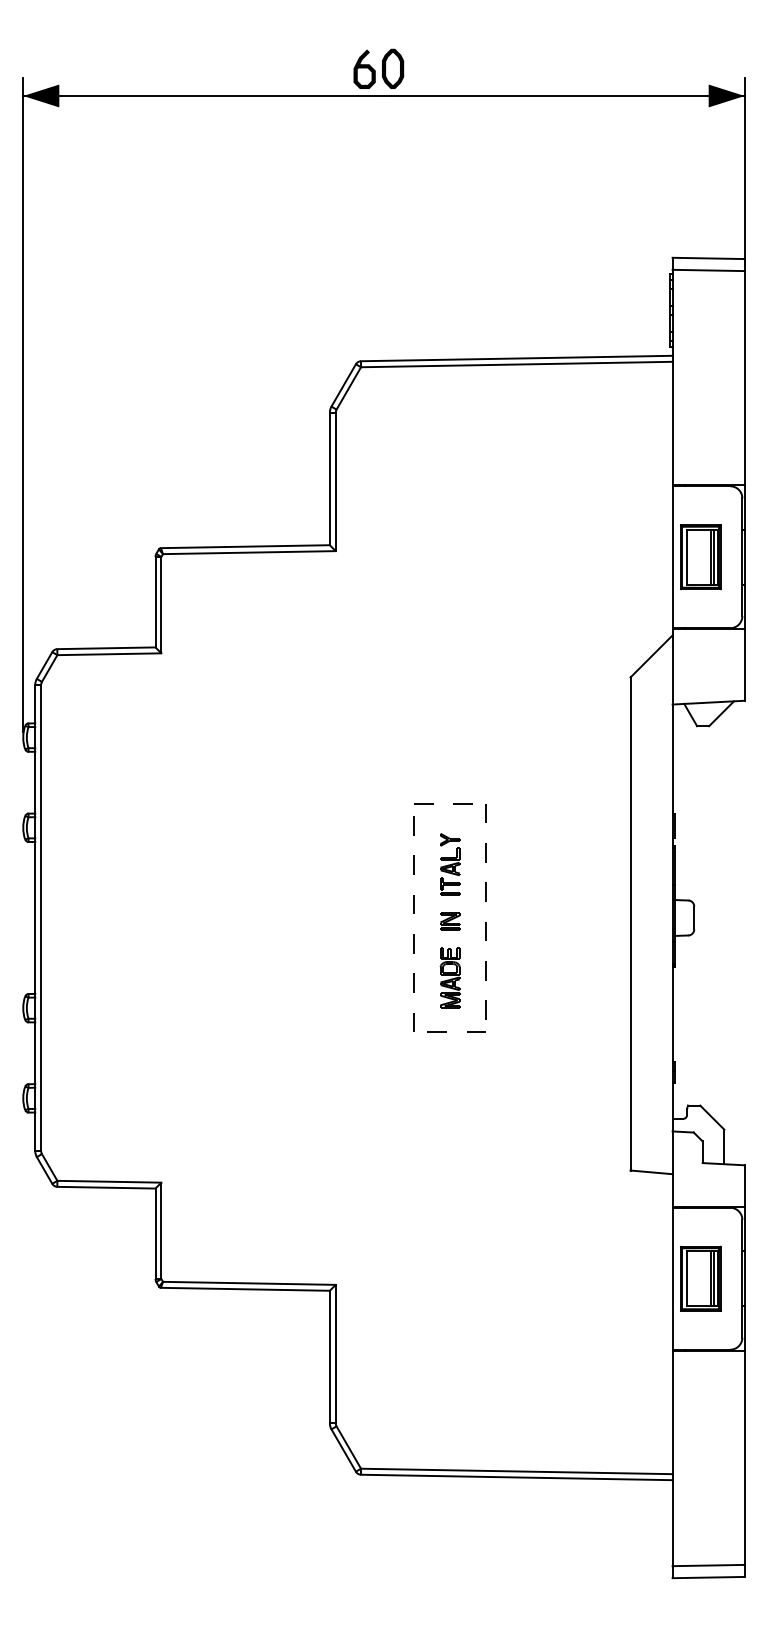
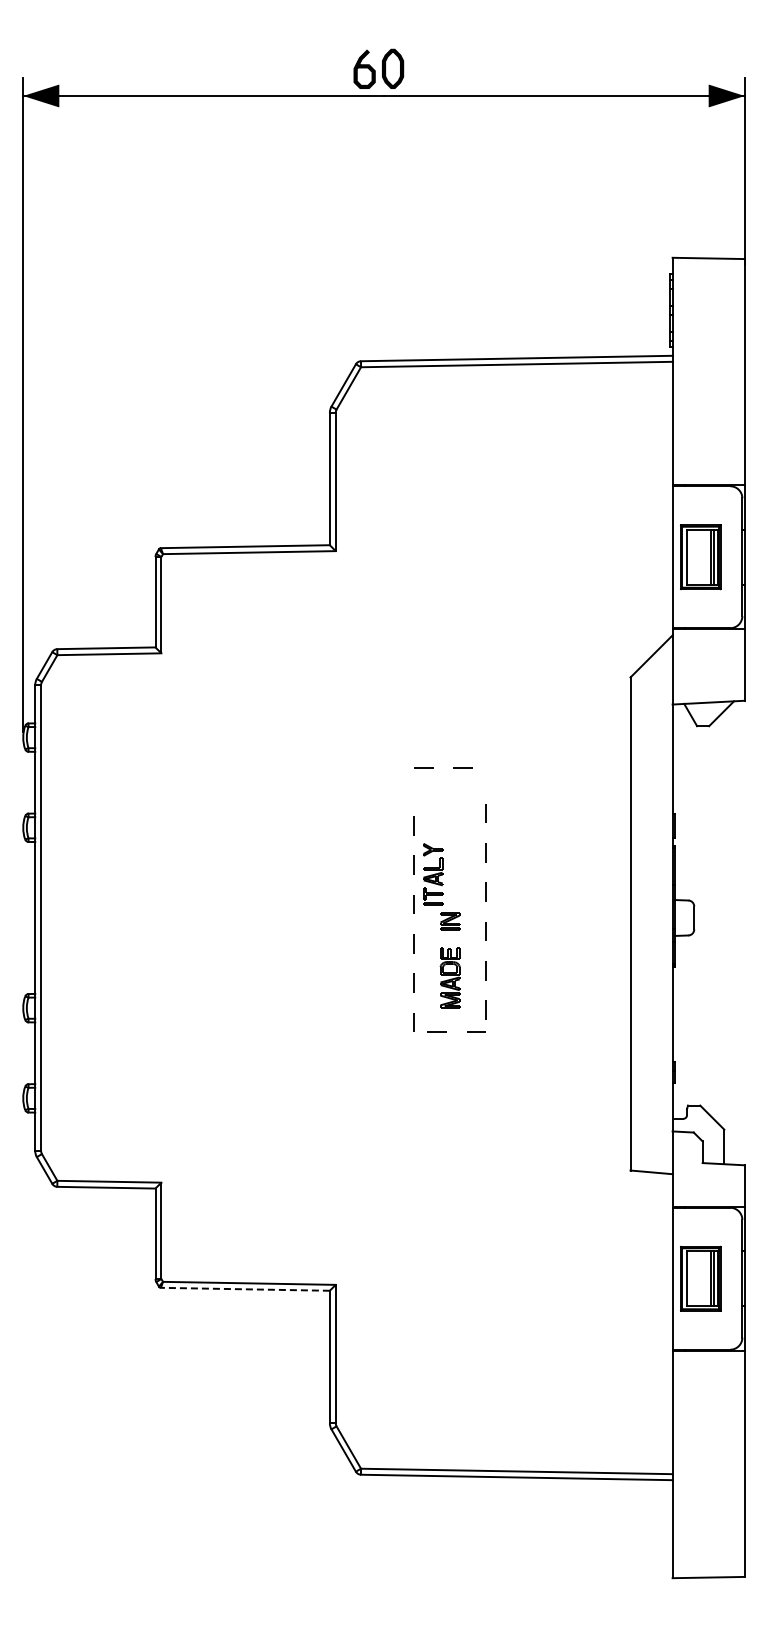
line: present -> none (708, 270)
line position: (433, 803) -> (433, 767) (433, 767)
part position: (450, 864) -> (433, 874) (433, 874)
line: solid -> dashed (244, 1289)
line: present -> none (708, 1565)
